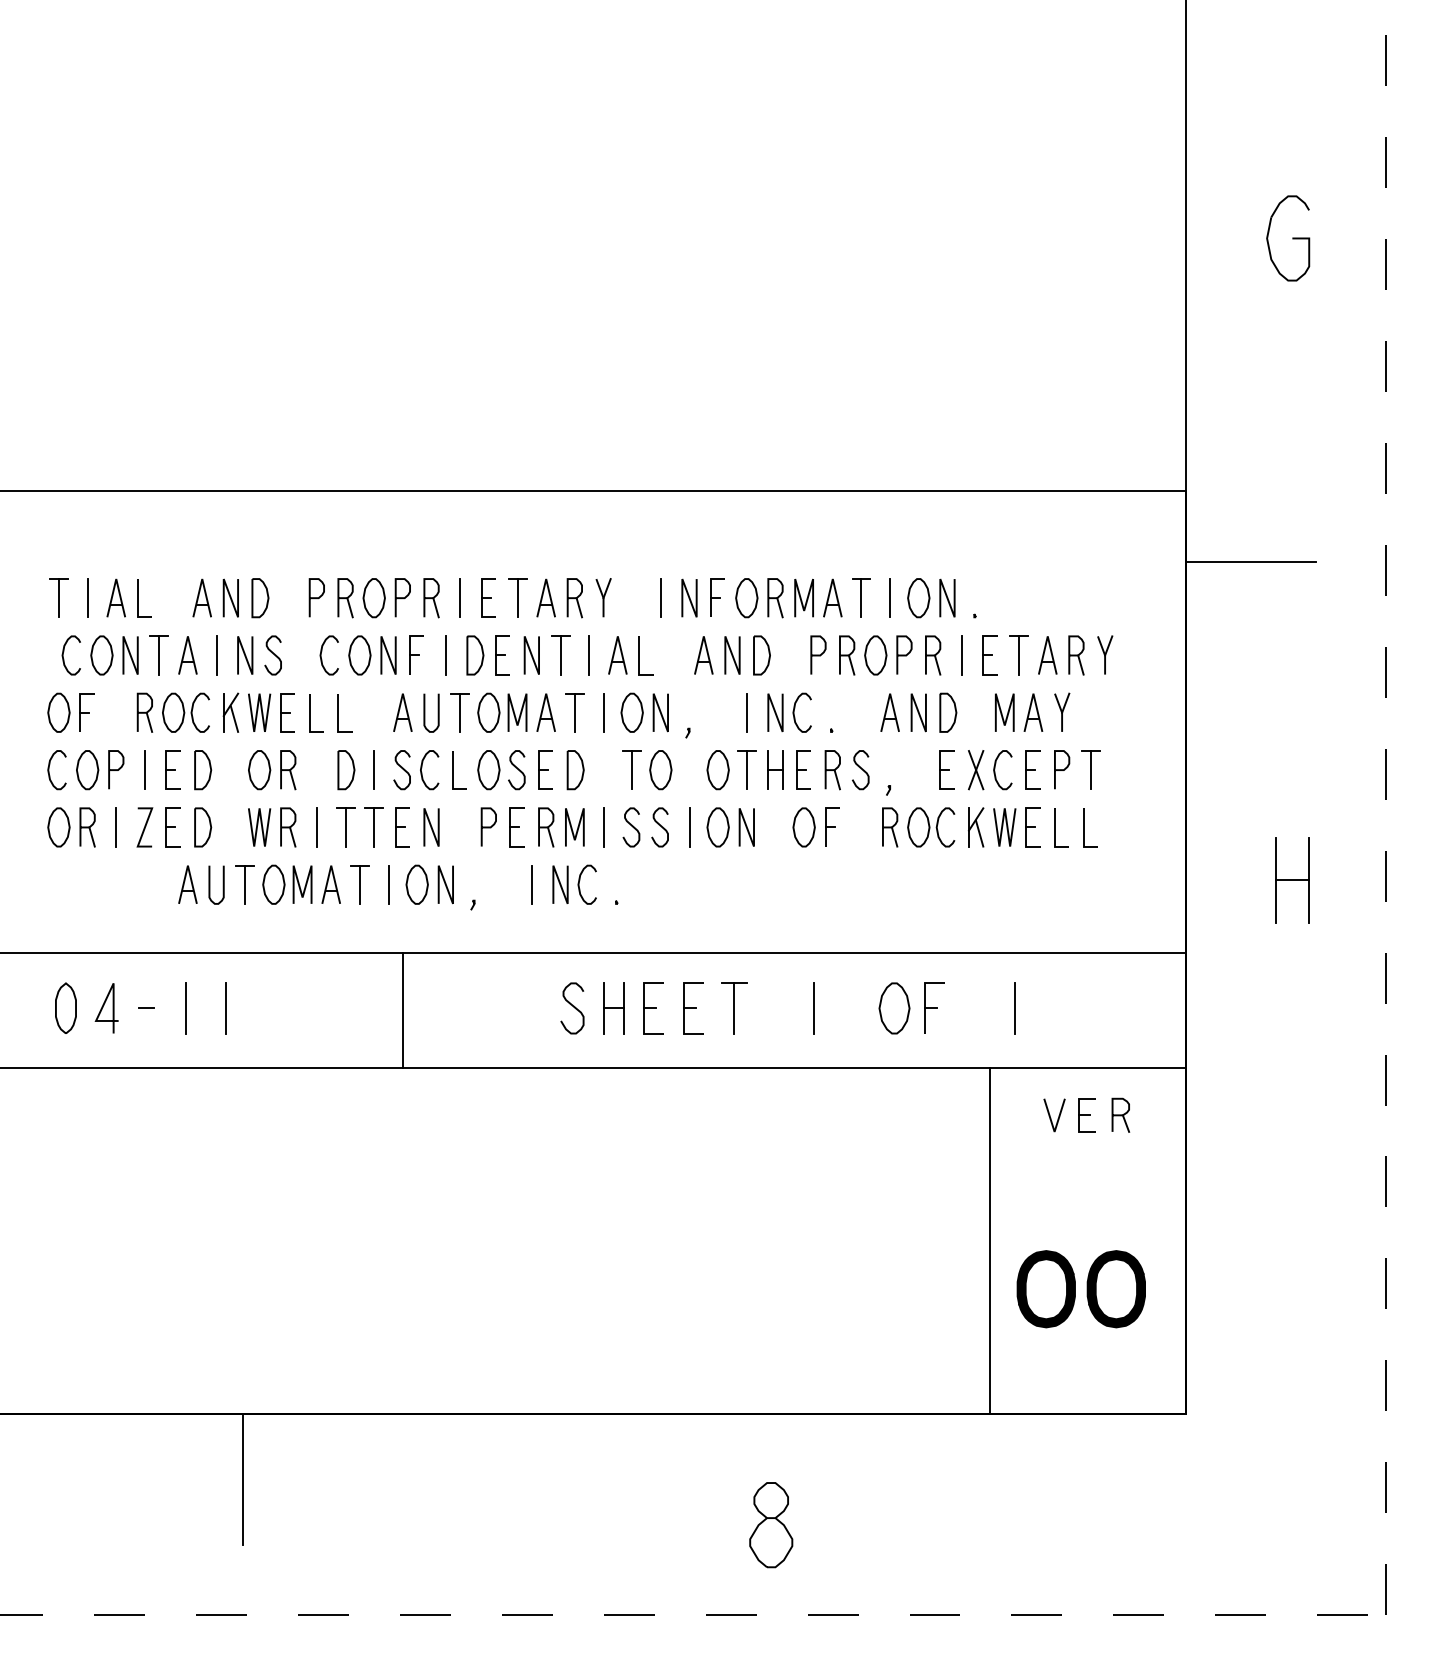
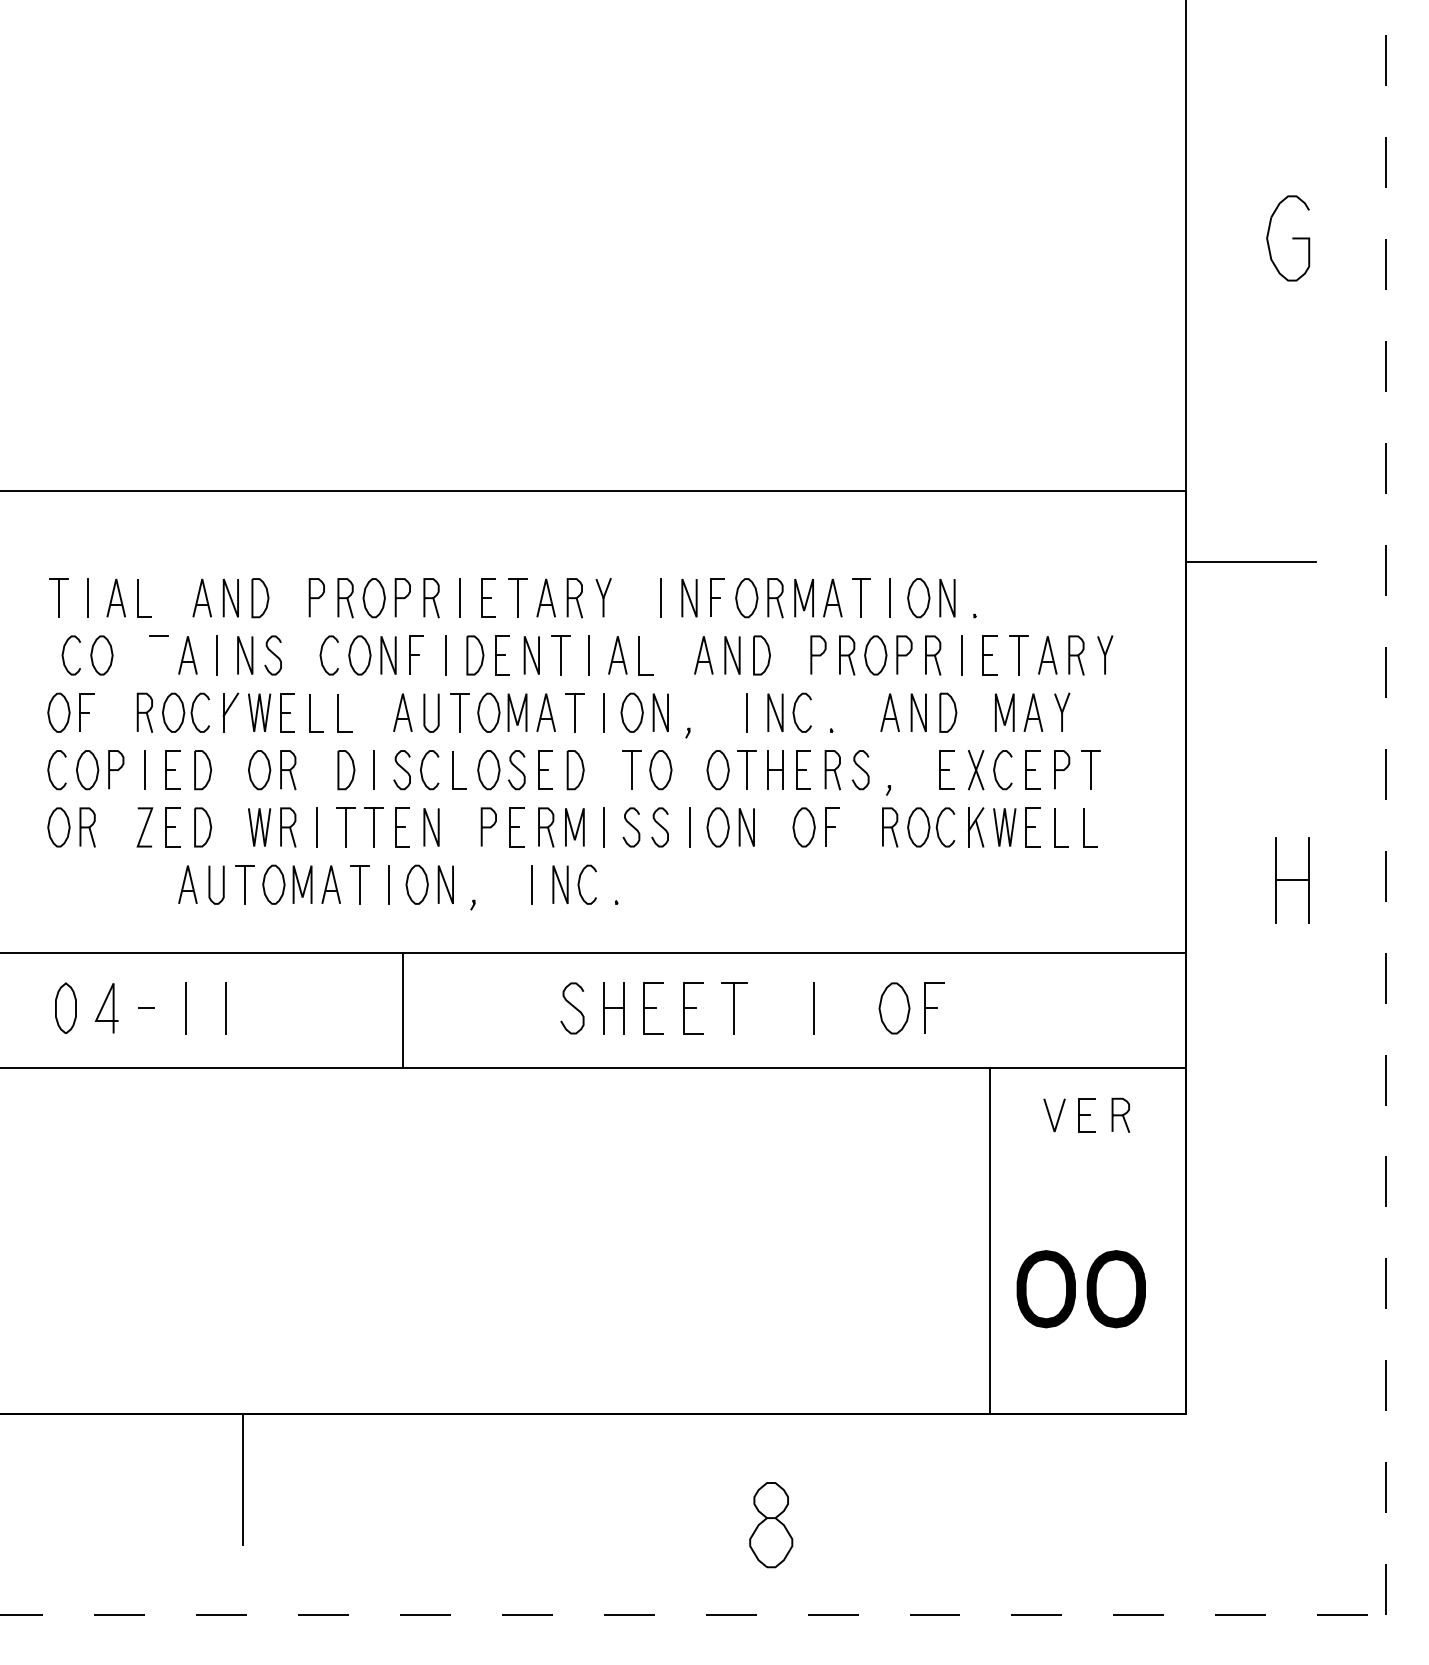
line: present -> none (130, 655)
line: present -> none (159, 655)
line: present -> none (234, 718)
line: present -> none (116, 827)
line: present -> none (1014, 1008)
